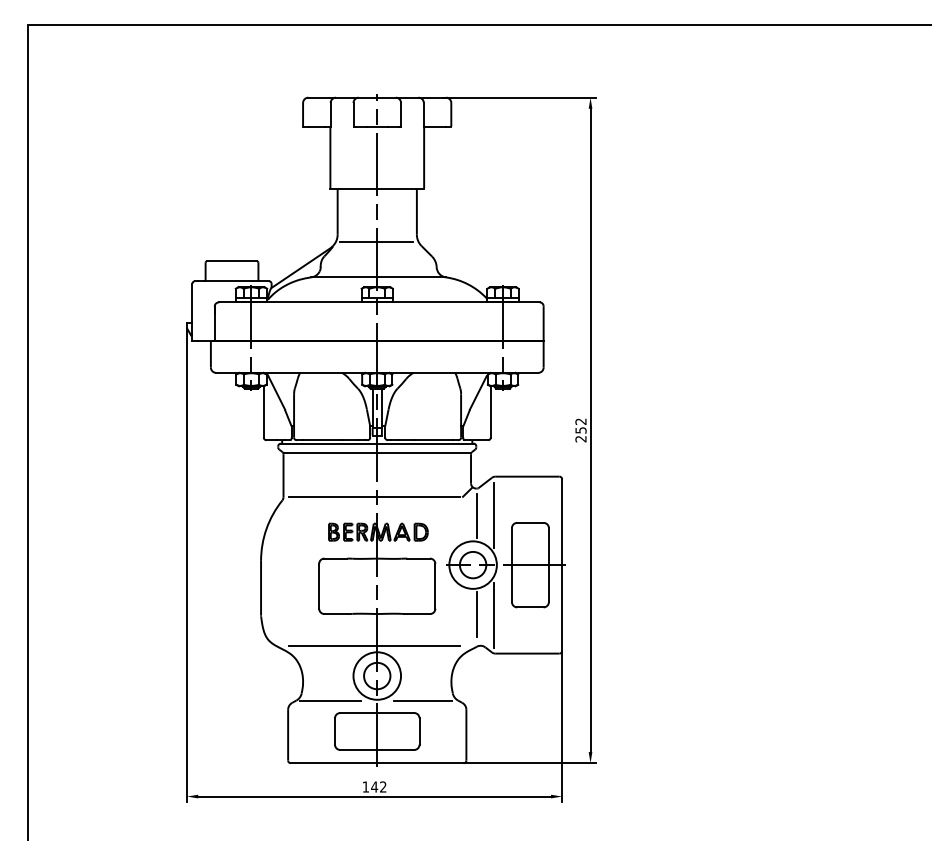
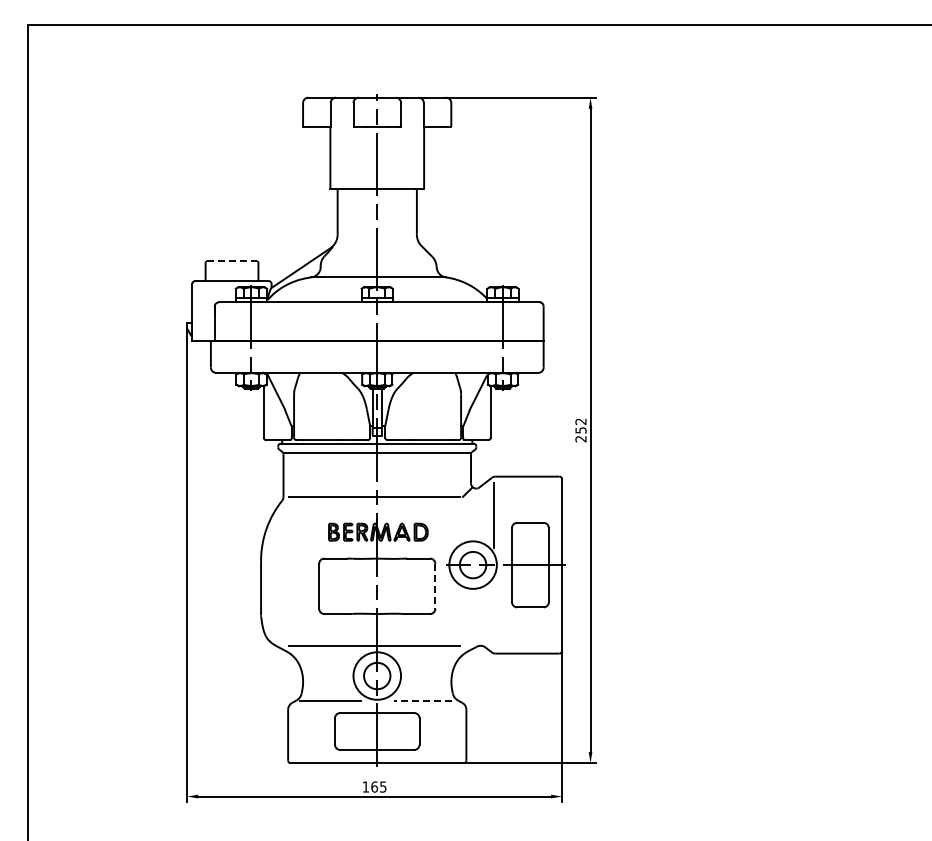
line: present -> none (376, 241)
line: solid -> dashed (232, 261)
line: present -> none (477, 515)
line: solid -> dashed (435, 586)
line: present -> none (477, 614)
line: present -> none (493, 614)
line: solid -> dashed (422, 700)
text: 142 -> 165 (378, 786)
